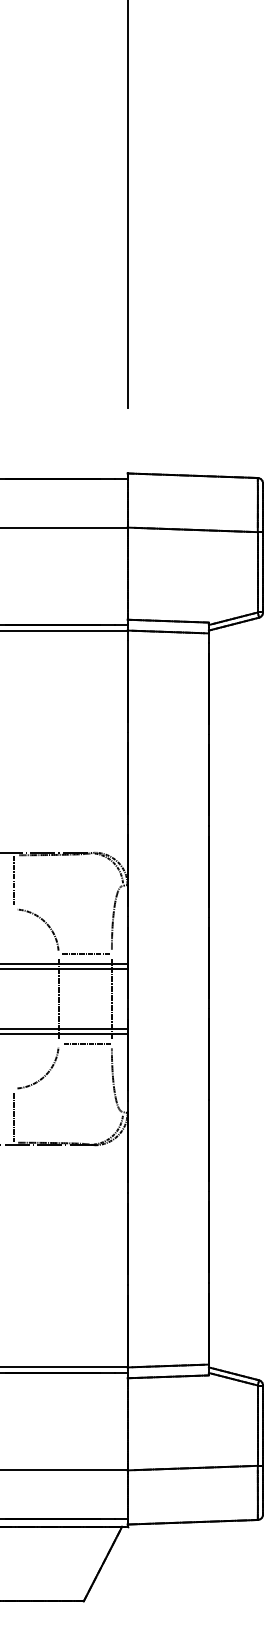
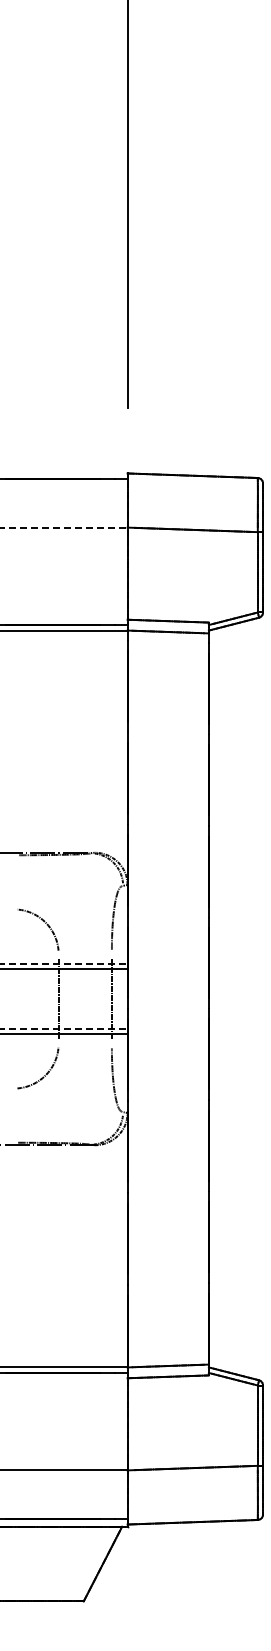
line: solid -> dashed (64, 527)
line: present -> none (13, 880)
line: present -> none (86, 954)
line: solid -> dashed (64, 963)
line: solid -> dashed (64, 1028)
line: present -> none (86, 1043)
line: present -> none (13, 1117)
